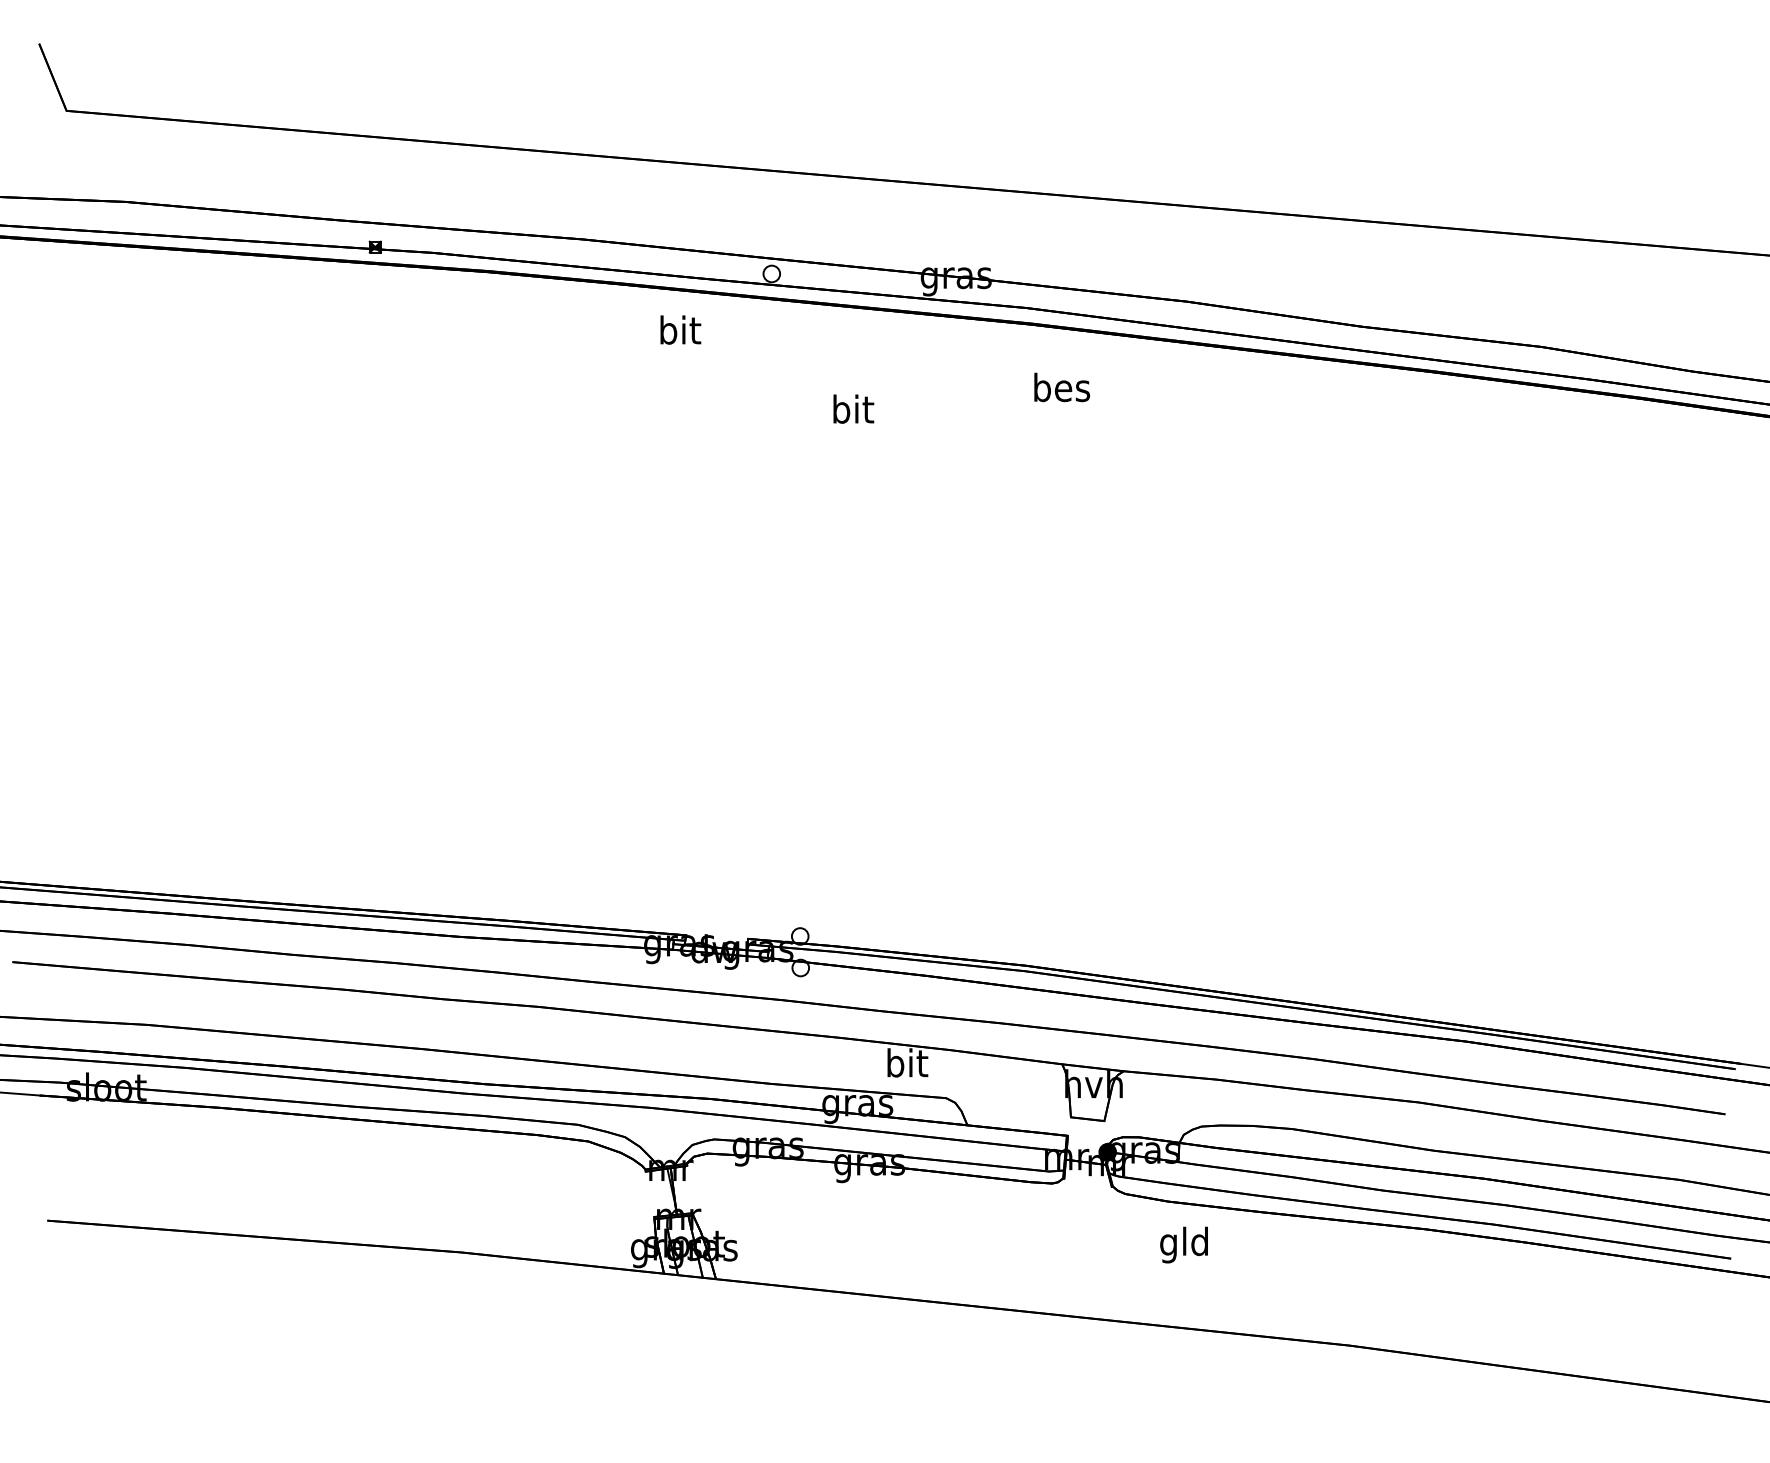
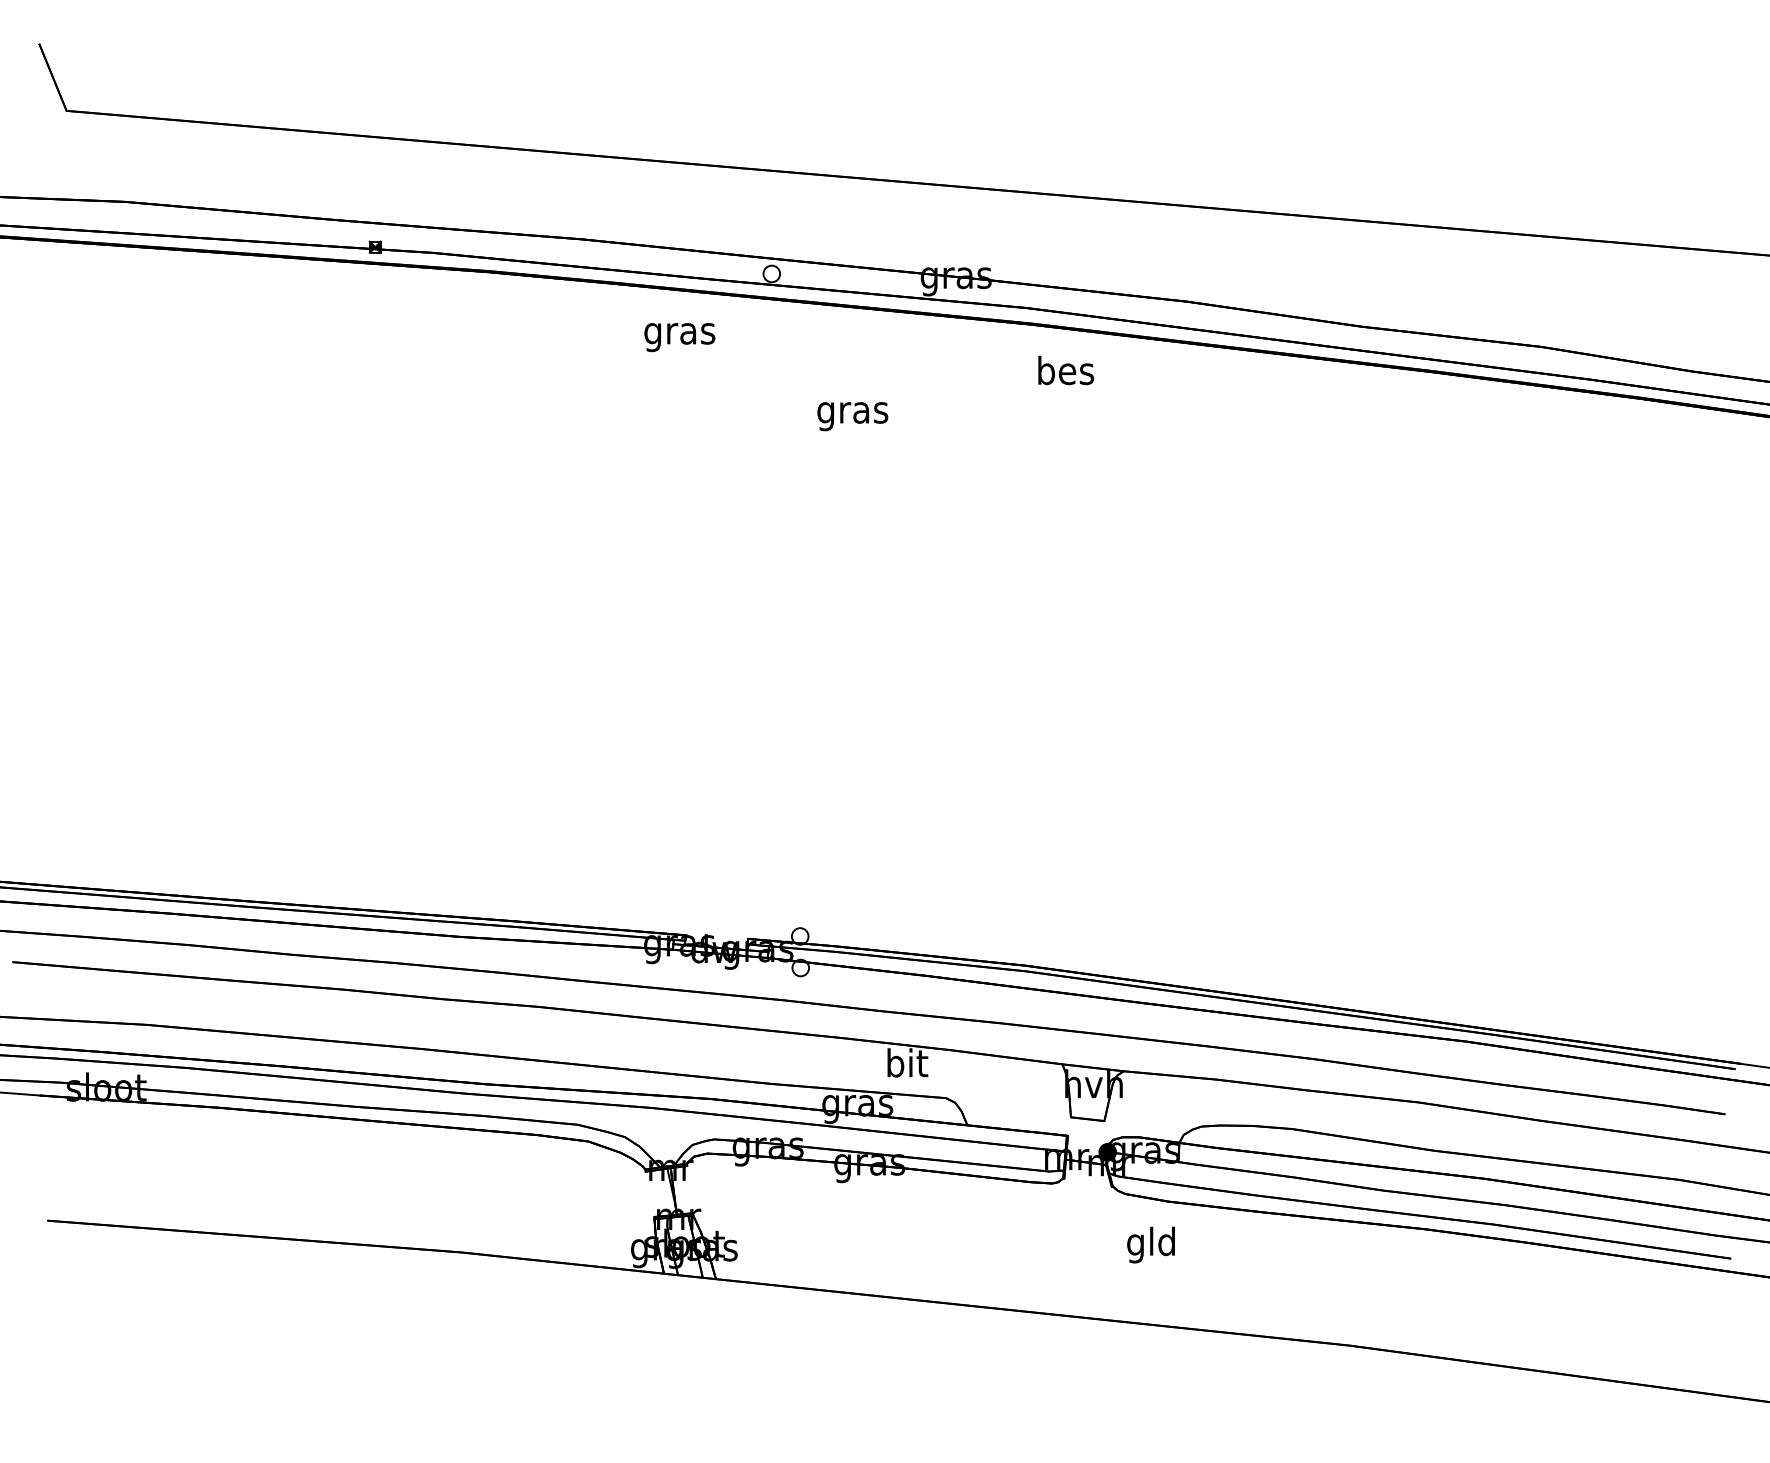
text: bit -> gras (679, 333)
text position: (1062, 387) -> (1066, 370) (1066, 370)
text: bit -> gras (852, 412)
text position: (1183, 1244) -> (1150, 1244) (1150, 1244)
